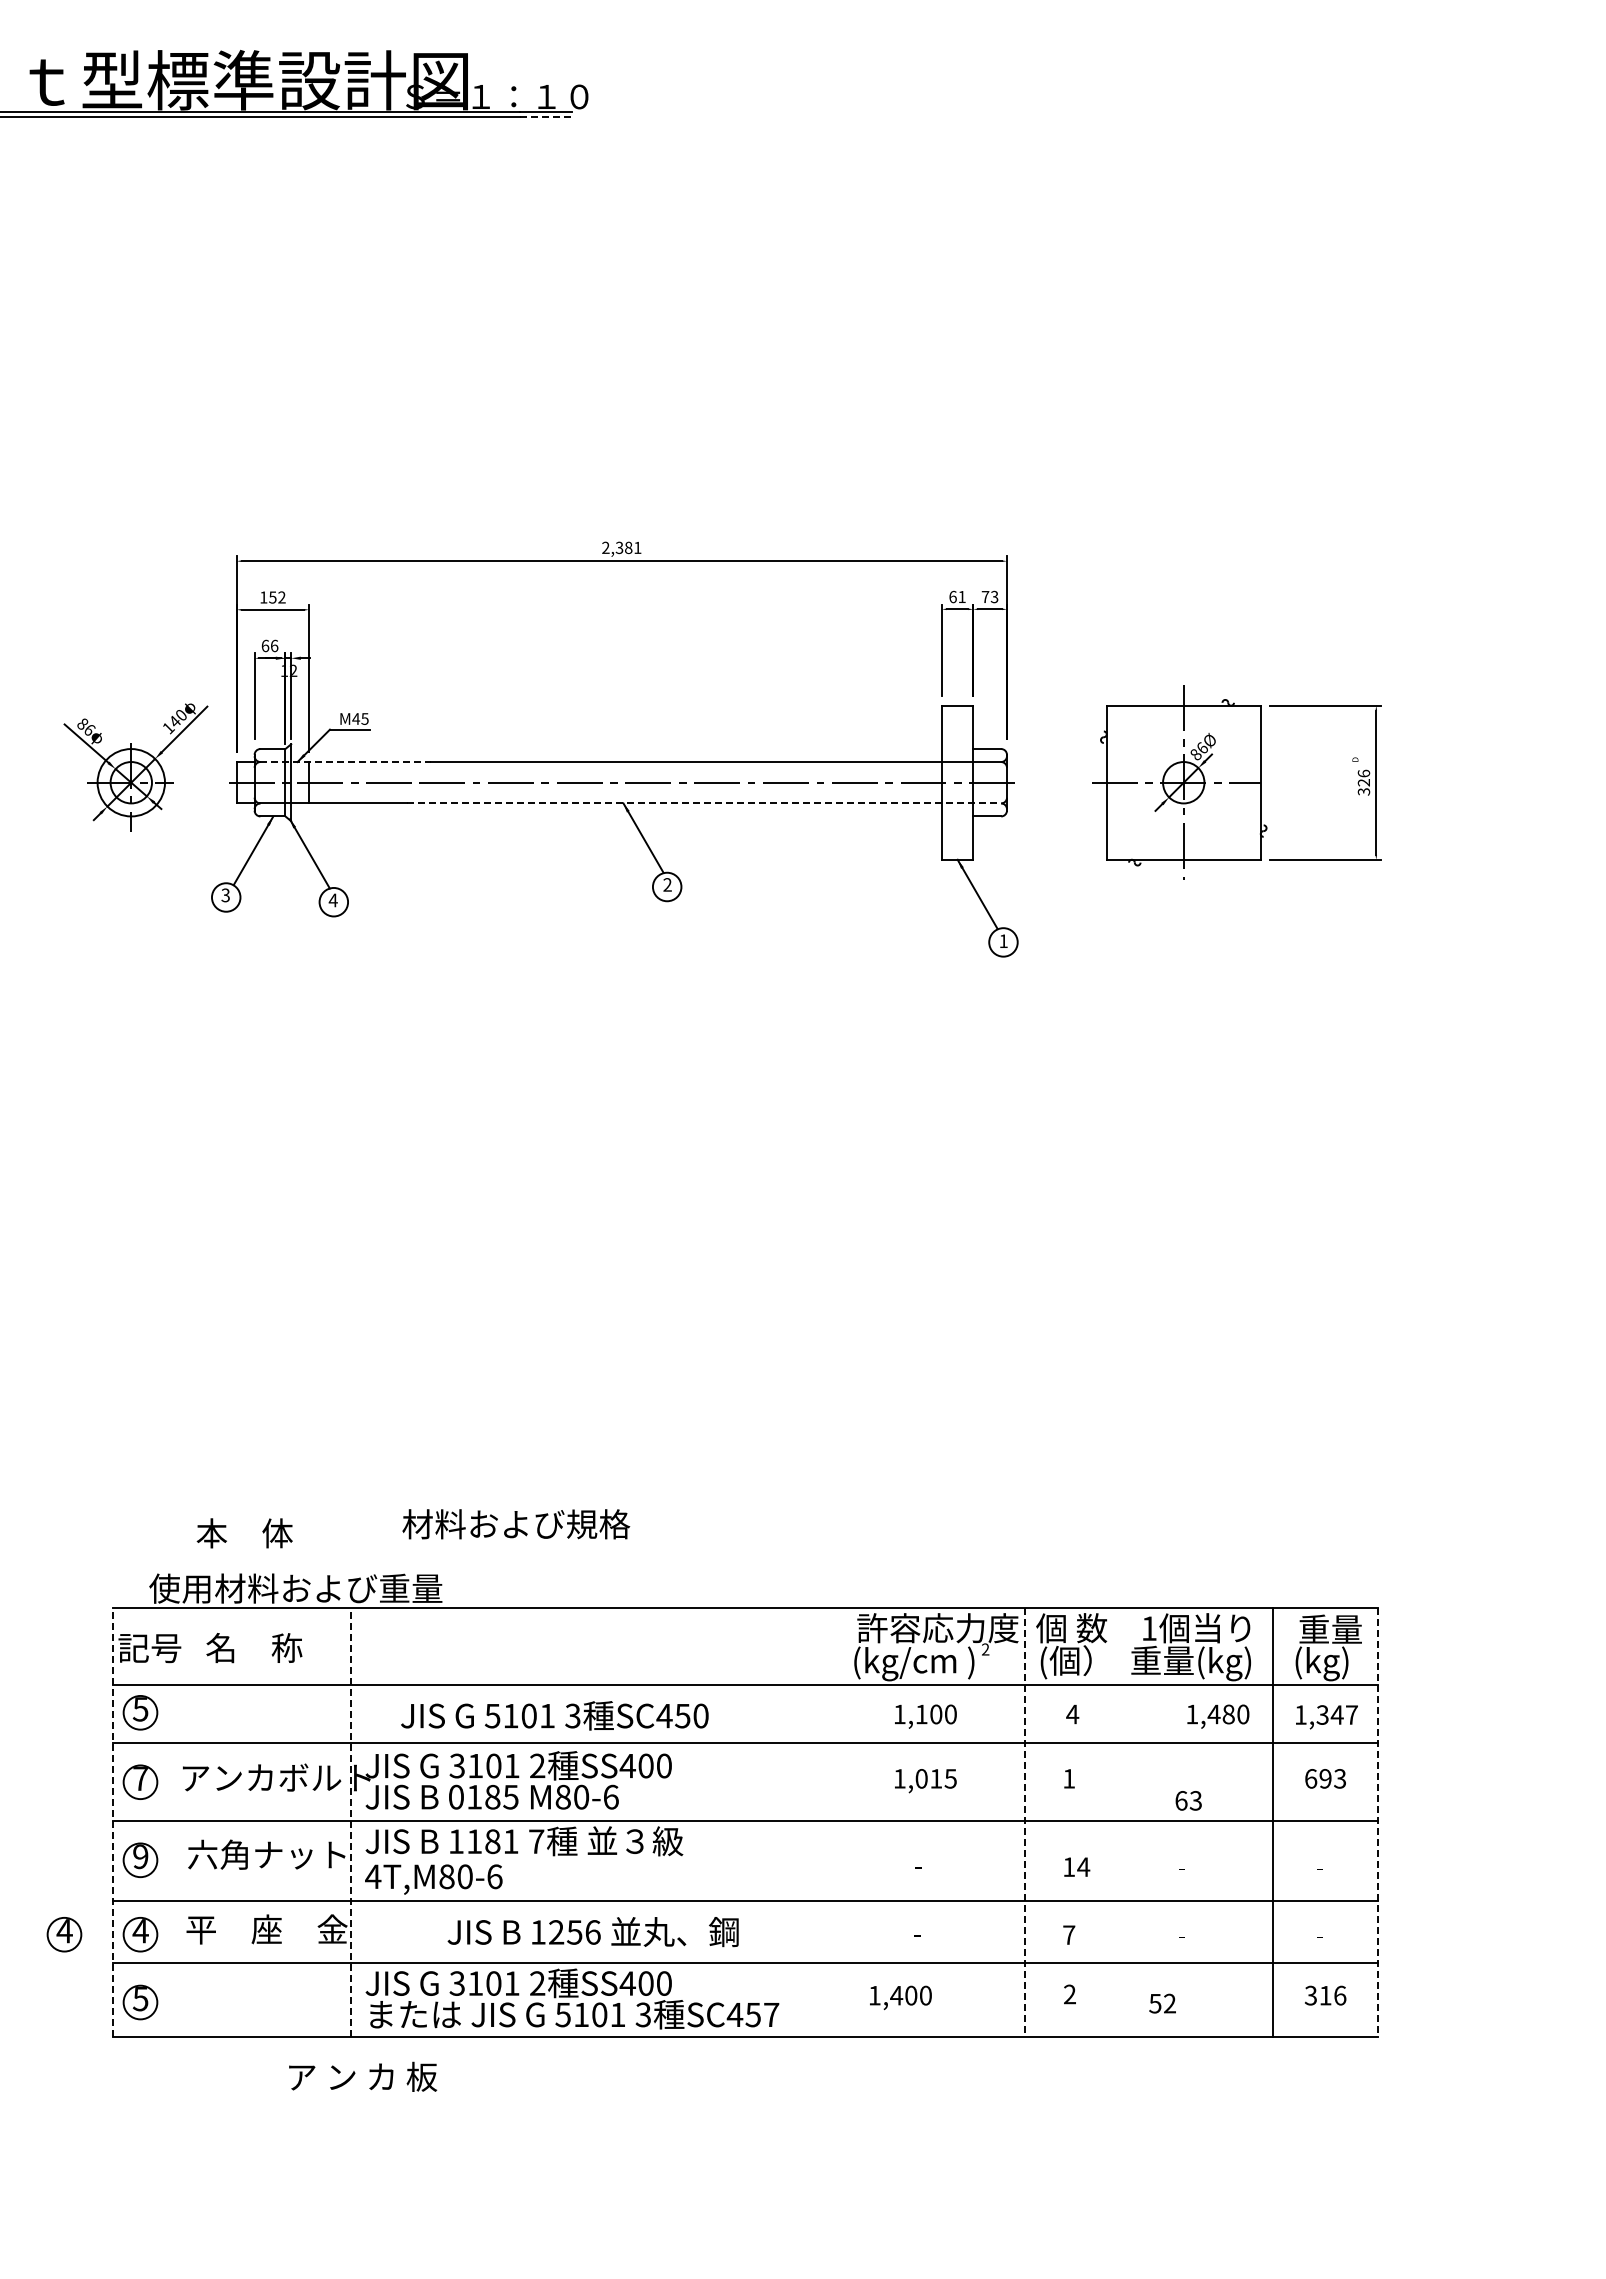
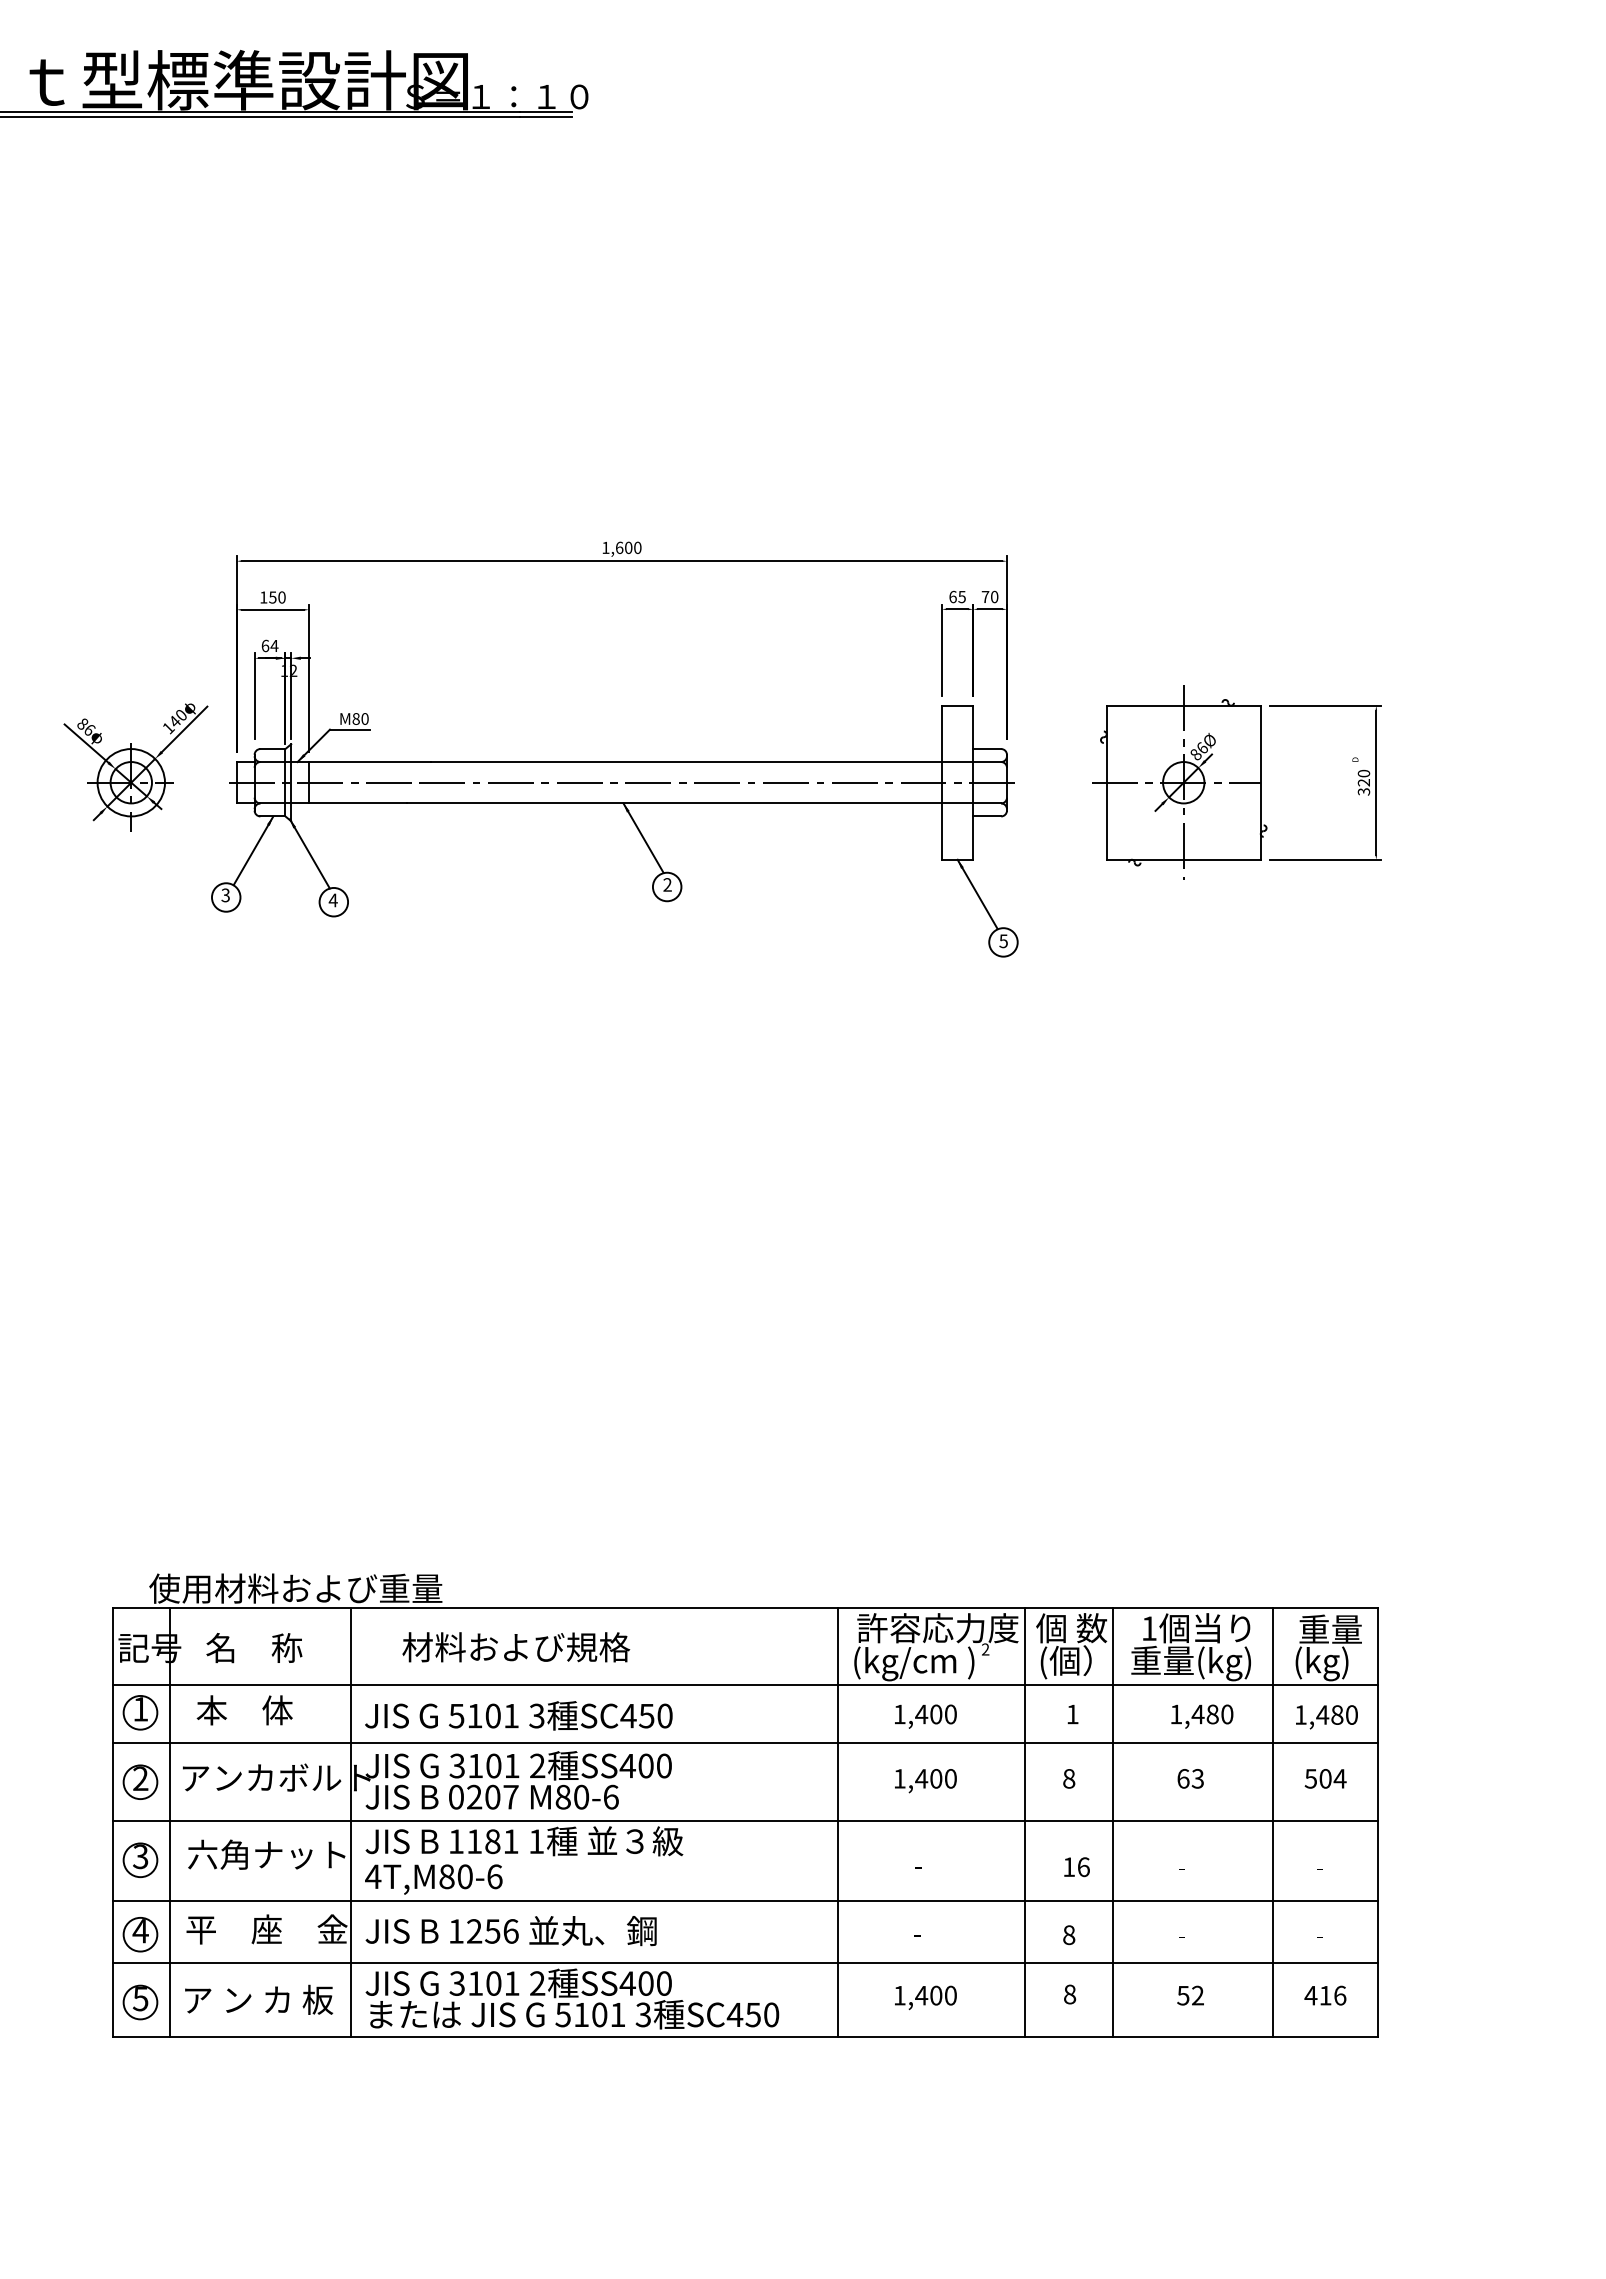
line: dashed -> solid (546, 116)
text: 2,381 -> 1,600 (621, 547)
text: 152 -> 150 (281, 597)
text: 61 -> 65 (961, 597)
text: 73 -> 70 (994, 597)
text: 66 -> 64 (274, 645)
text: M45 -> M80 (360, 718)
line: dashed -> solid (346, 762)
text: 326 -> 320 (1363, 773)
line: dashed -> solid (704, 803)
text: 1 -> 5 (1003, 941)
text position: (516, 1524) -> (516, 1647) (516, 1647)
text position: (244, 1533) -> (244, 1710) (244, 1710)
text: 5 -> 1 (140, 1709)
text: 1,100 -> 1,400 (921, 1714)
text: 4 -> 1 (1072, 1714)
text: 1,347 -> 1,480 (1336, 1714)
text position: (554, 1715) -> (518, 1715) (518, 1715)
text position: (1218, 1716) -> (1202, 1716) (1202, 1716)
text: 7 -> 2 (140, 1778)
text: 1,015 -> 1,400 (935, 1778)
text: 1 -> 8 (1069, 1778)
text: 693 -> 504 (1325, 1778)
text: 0185 -> 0207 (492, 1796)
text position: (1188, 1800) -> (1190, 1778) (1190, 1778)
line: dashed -> solid (112, 1822)
line: none -> present (170, 1822)
line: dashed -> solid (351, 1822)
line: none -> present (838, 1822)
line: dashed -> solid (1024, 1822)
line: none -> present (1112, 1822)
line: dashed -> solid (1377, 1822)
text: 7 -> 1 (536, 1841)
text: 9 -> 3 (140, 1857)
text: 14 -> 16 (1083, 1867)
text position: (592, 1932) -> (510, 1931) (510, 1931)
part: present -> none (64, 1934)
text: 7 -> 8 (1069, 1935)
text: 2 -> 8 (1070, 1994)
text: 316 -> 416 (1310, 1995)
text position: (900, 1997) -> (925, 1997) (925, 1997)
text position: (1162, 2003) -> (1190, 1995) (1190, 1995)
text: SC457 -> SC450 (771, 2014)
text position: (363, 2076) -> (259, 1999) (259, 1999)
